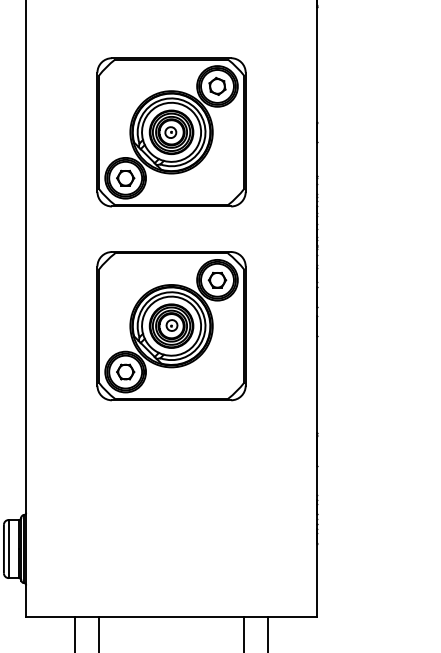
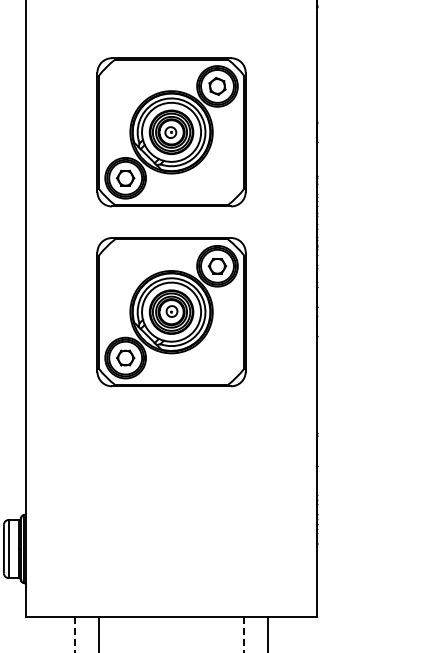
part position: (171, 326) -> (171, 312) (171, 312)
line: solid -> dashed (74, 634)
line: solid -> dashed (244, 634)
